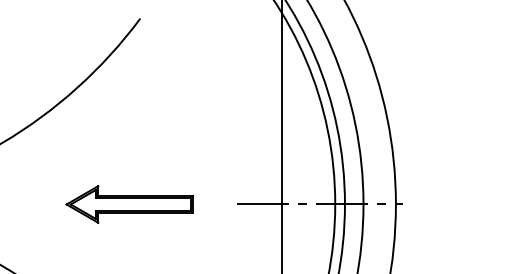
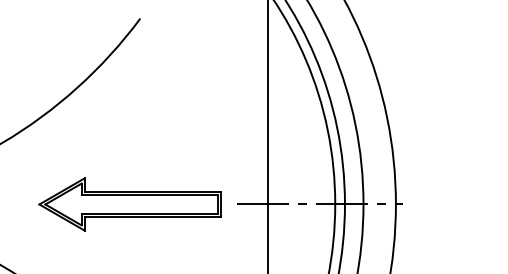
line position: (282, 136) -> (268, 136) (268, 136)
part size: 129x39 px -> 184x55 px (129, 204)
